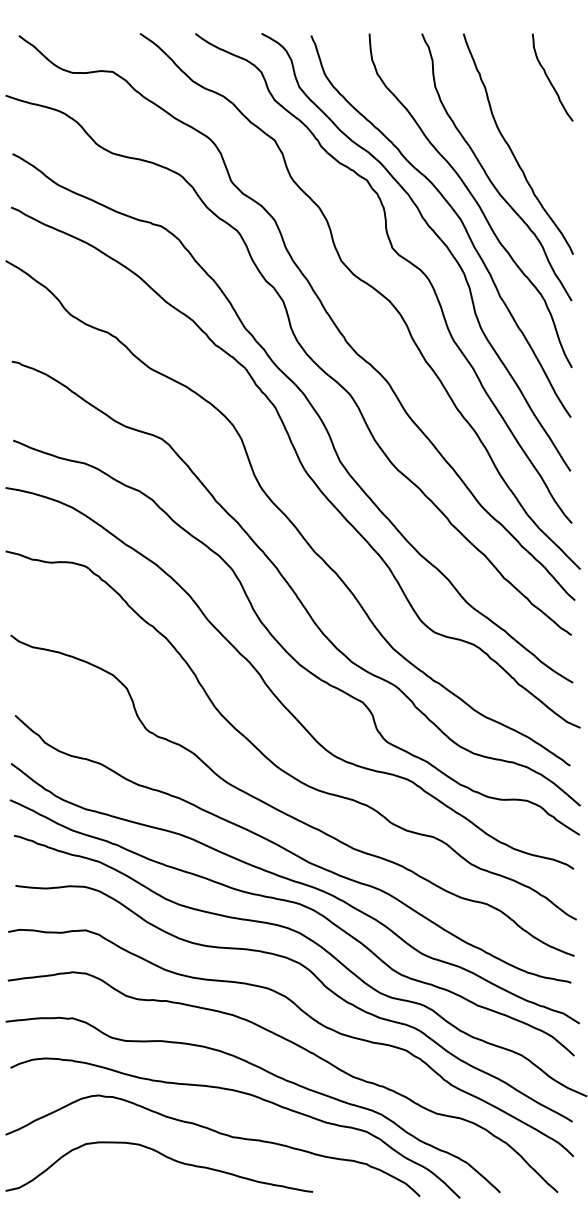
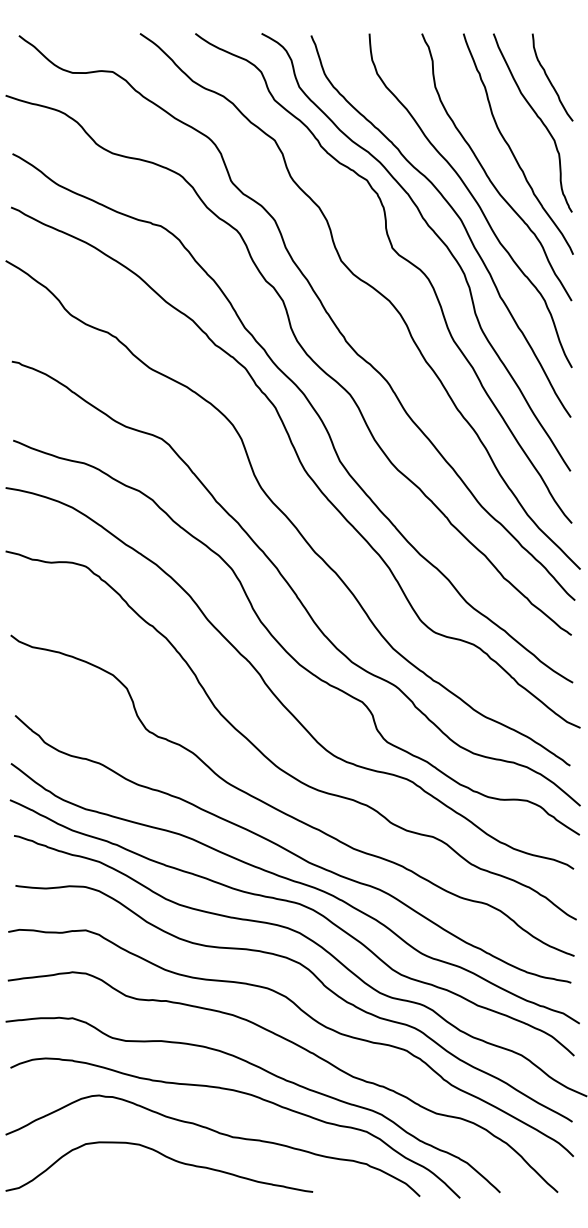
curve: none -> present (537, 117)
